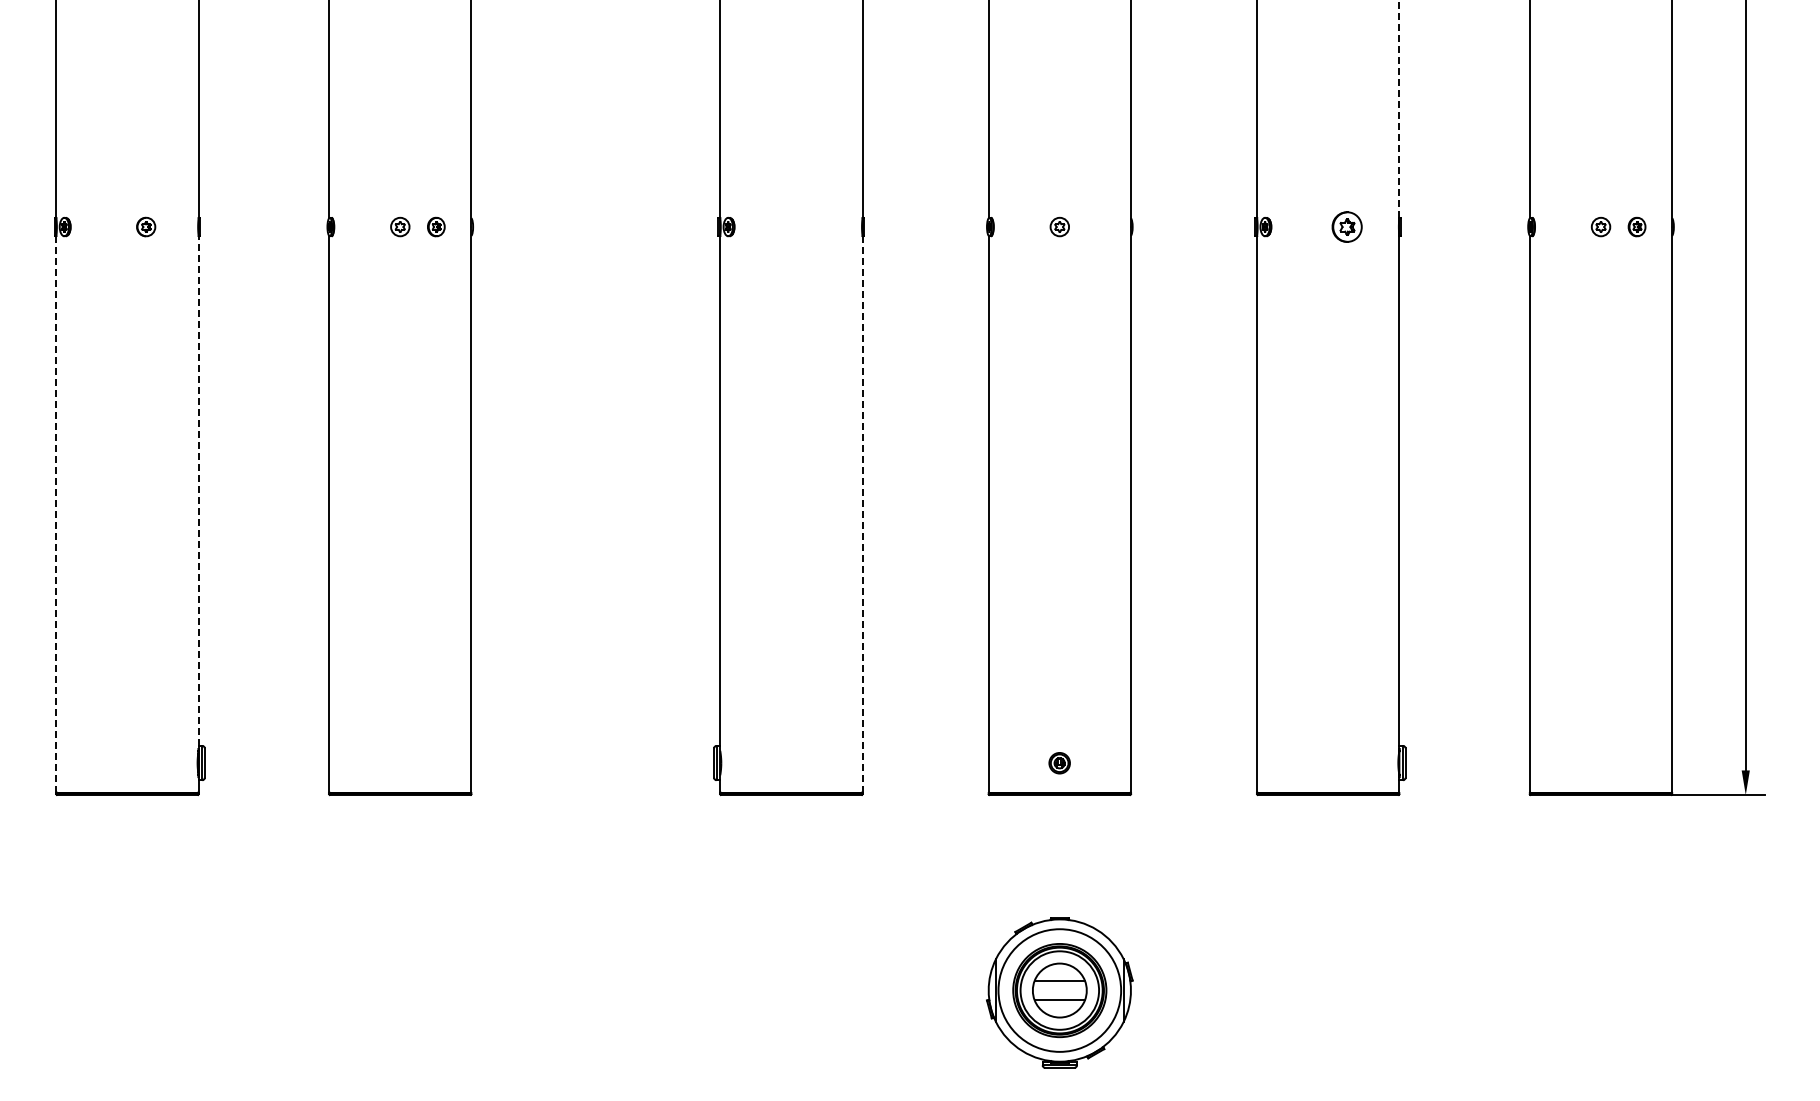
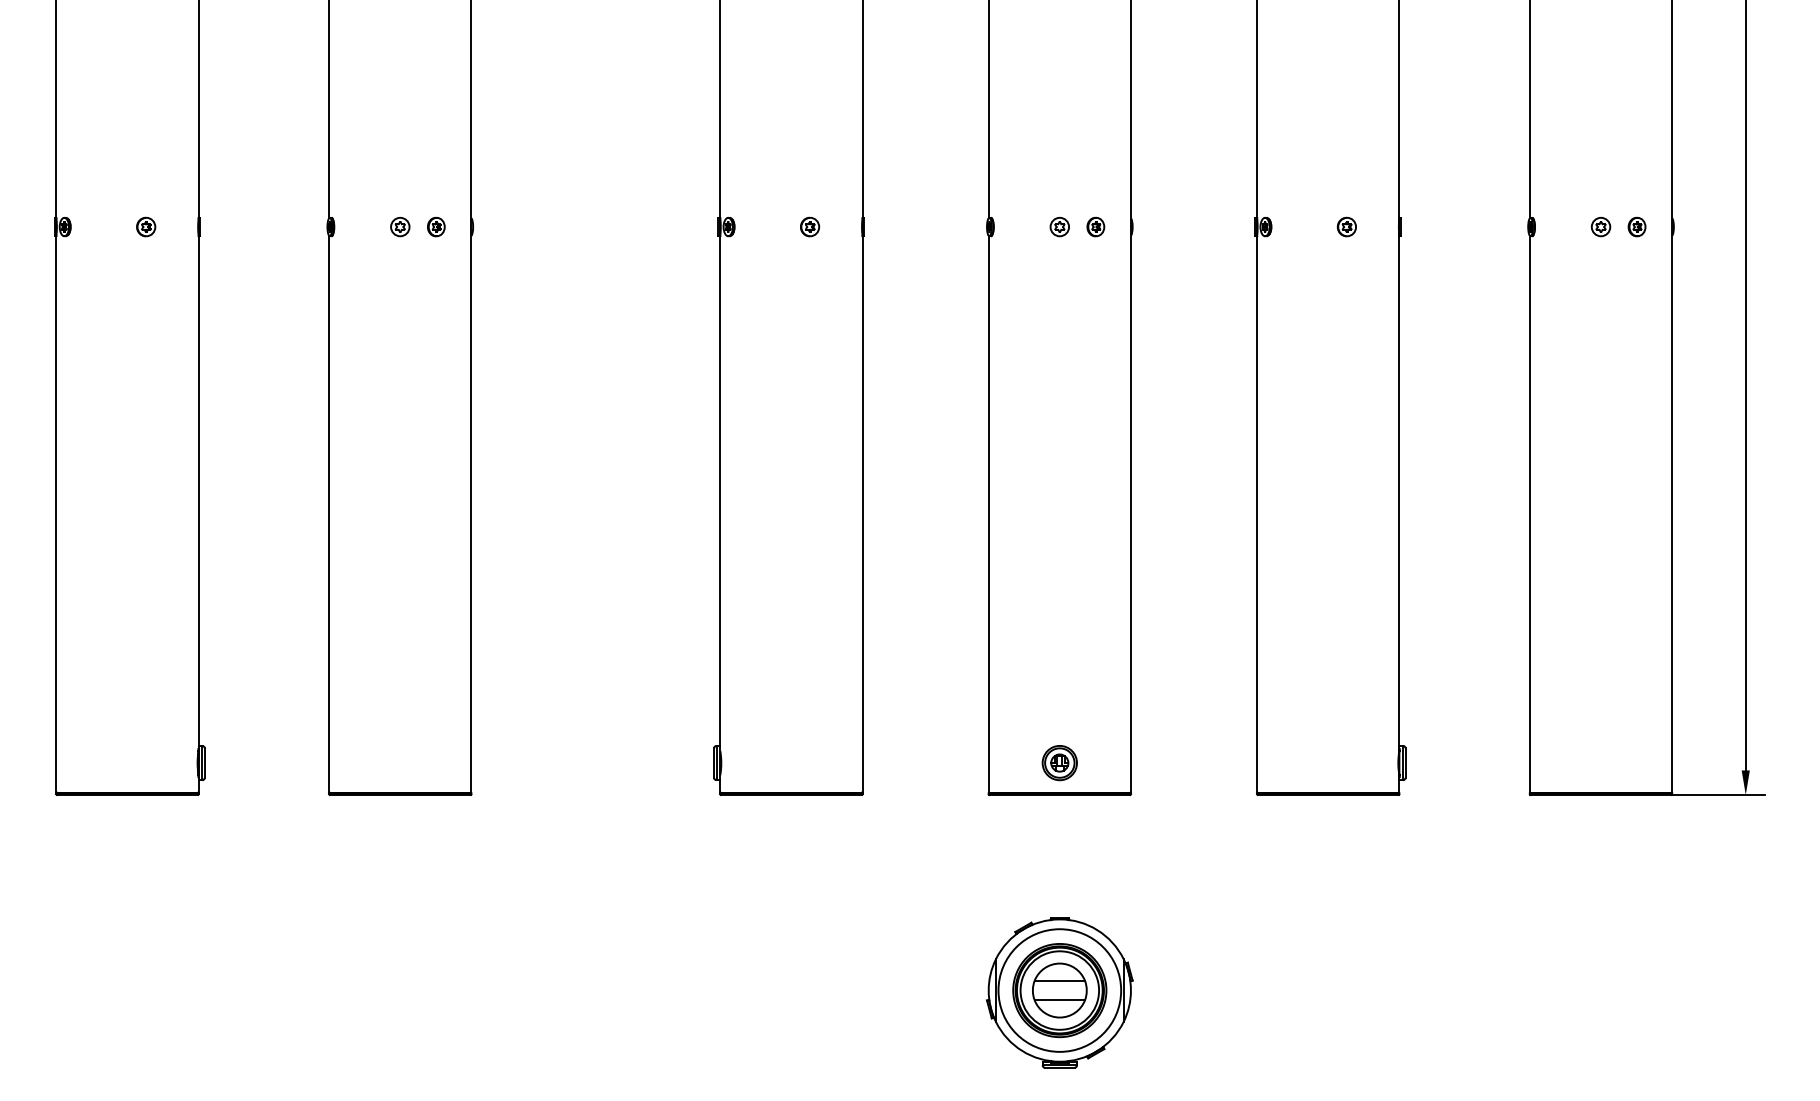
line: dashed -> solid (1399, 108)
part: none -> present (810, 226)
part: none -> present (1095, 226)
part size: 32x32 px -> 21x22 px (1346, 226)
line: dashed -> solid (198, 491)
line: dashed -> solid (56, 513)
line: dashed -> solid (862, 513)
part size: 23x23 px -> 37x37 px (1059, 763)
